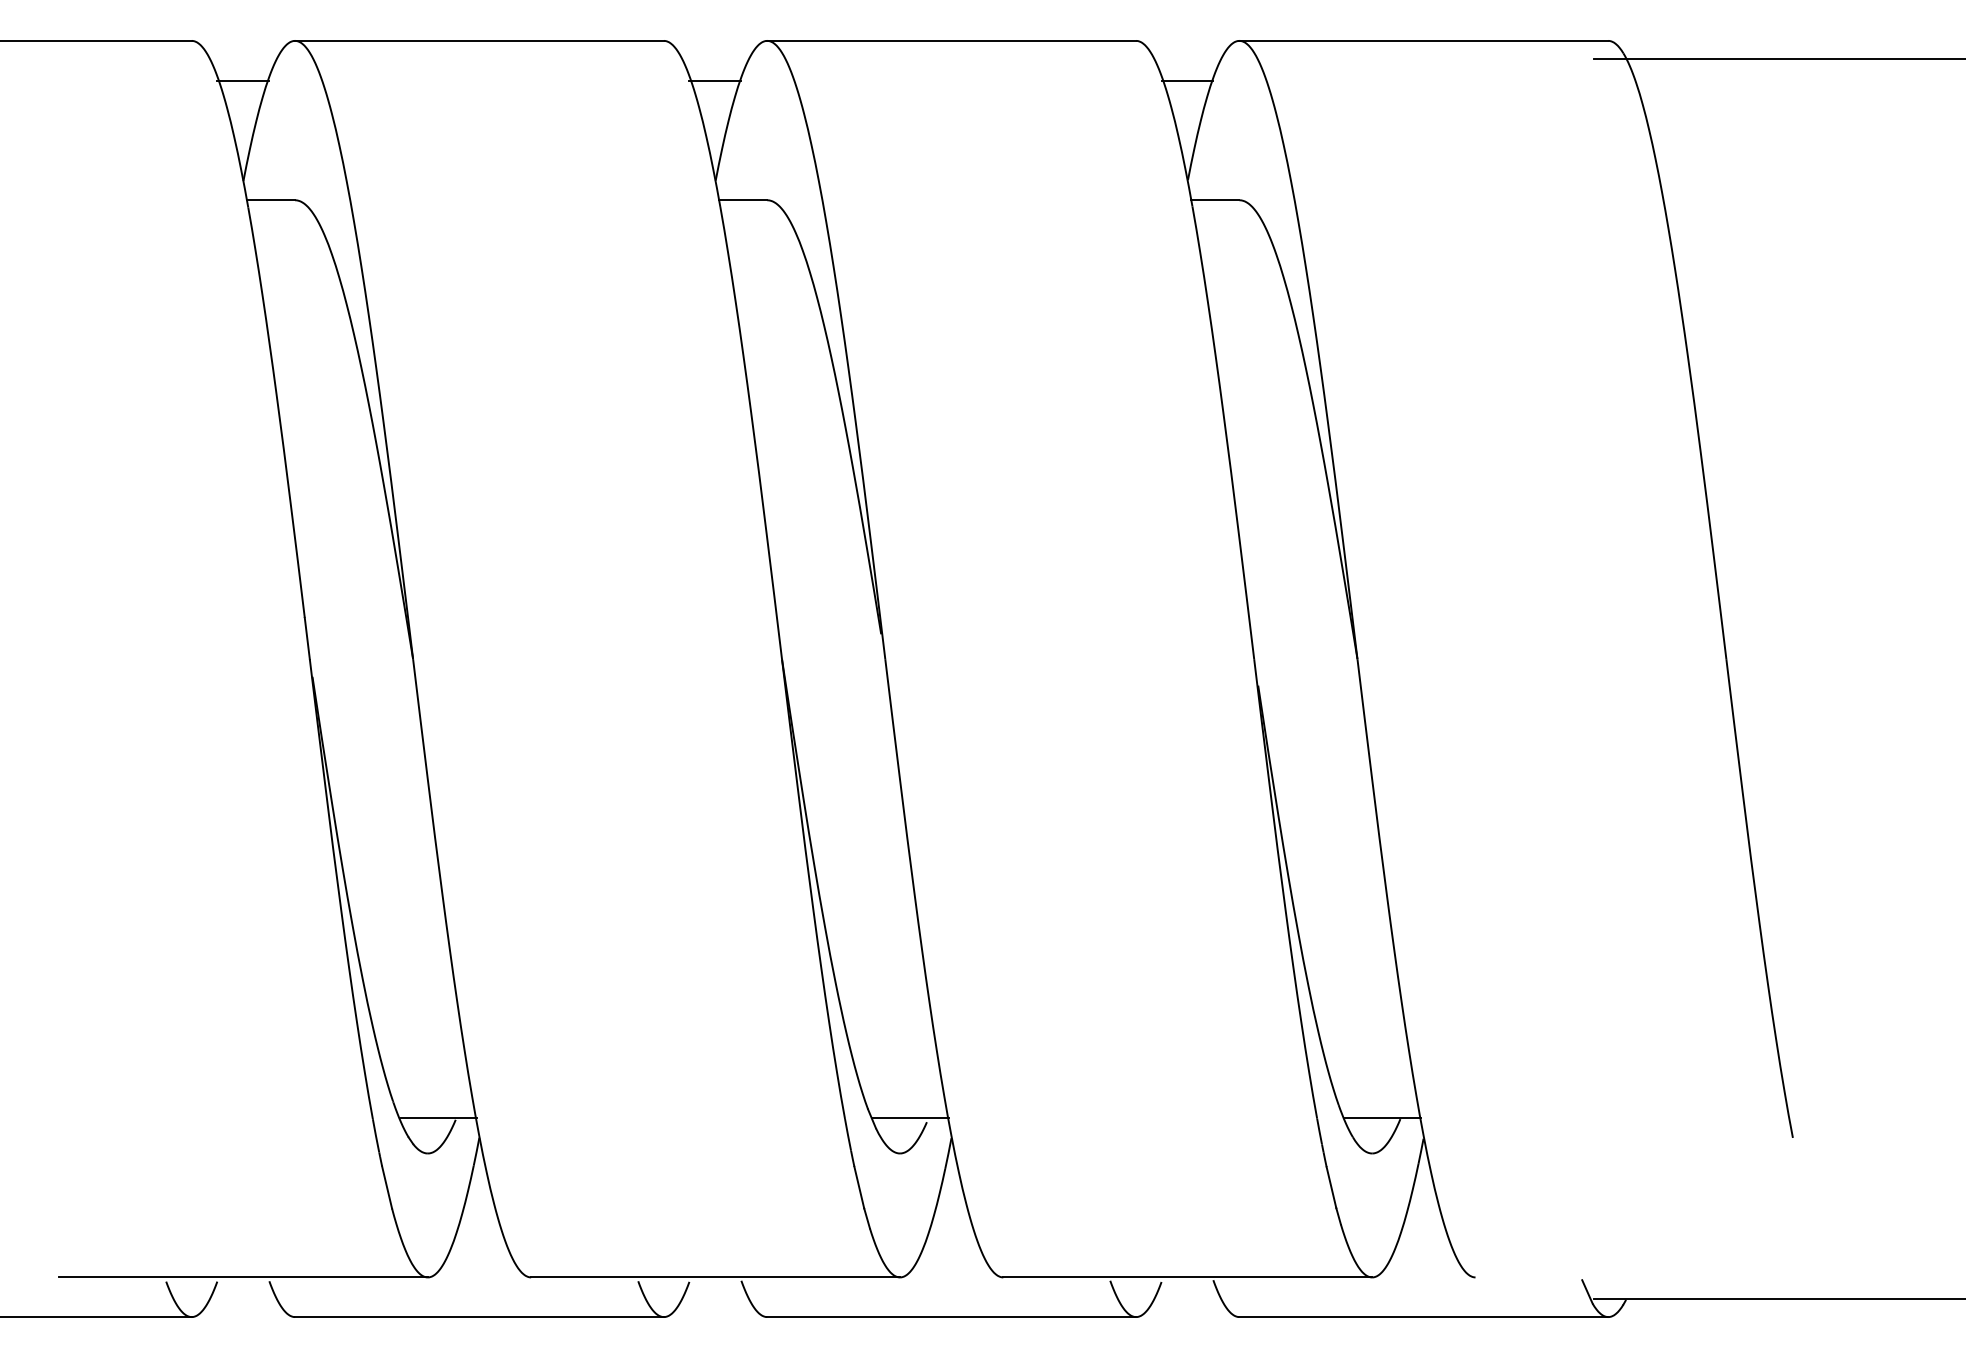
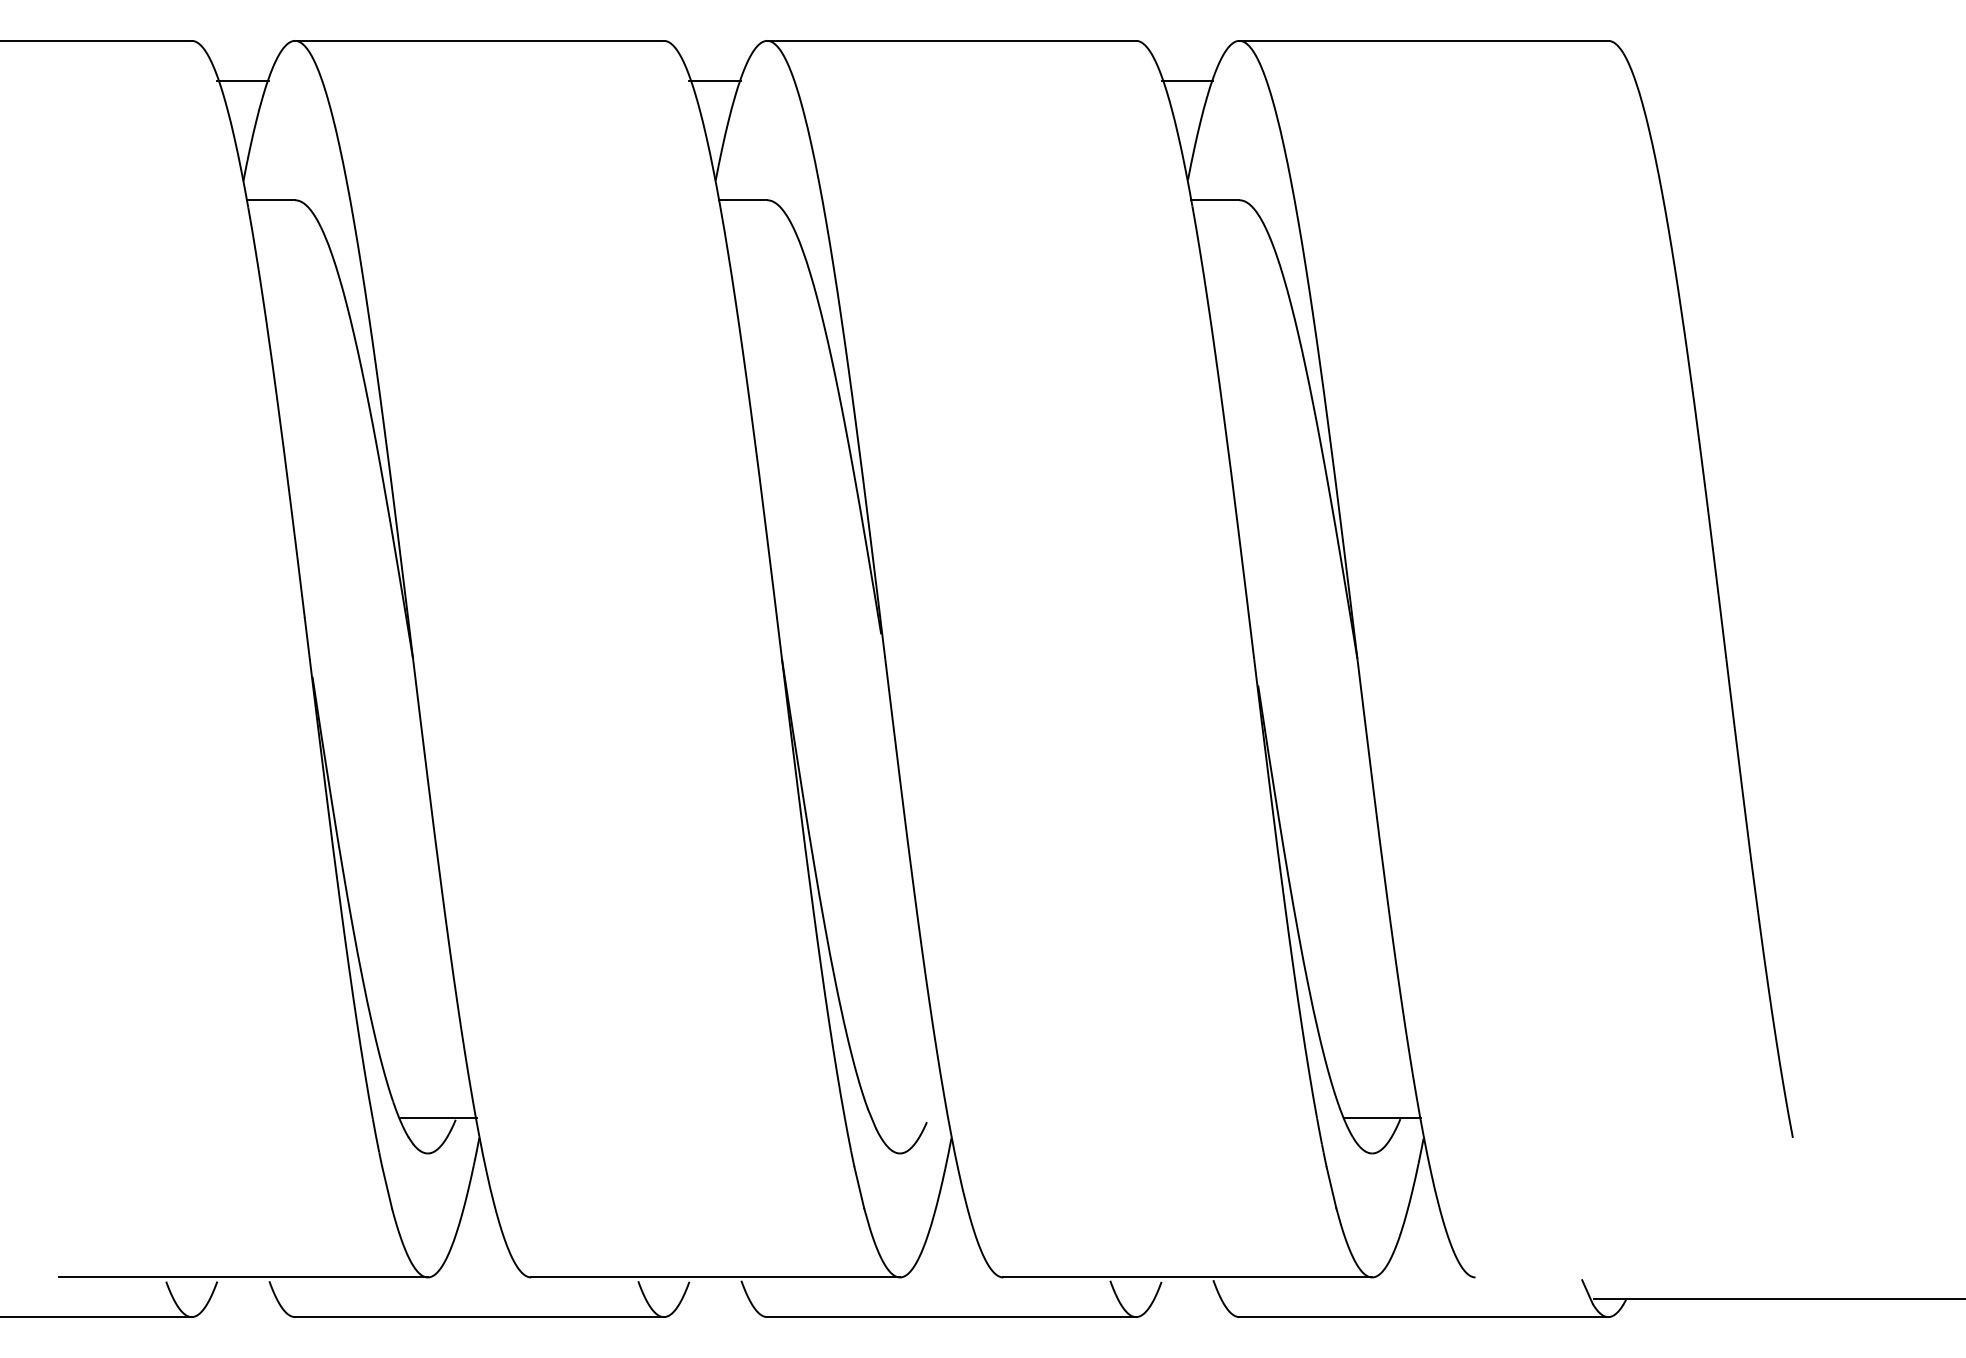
line: present -> none (1777, 59)
line: present -> none (910, 1118)
